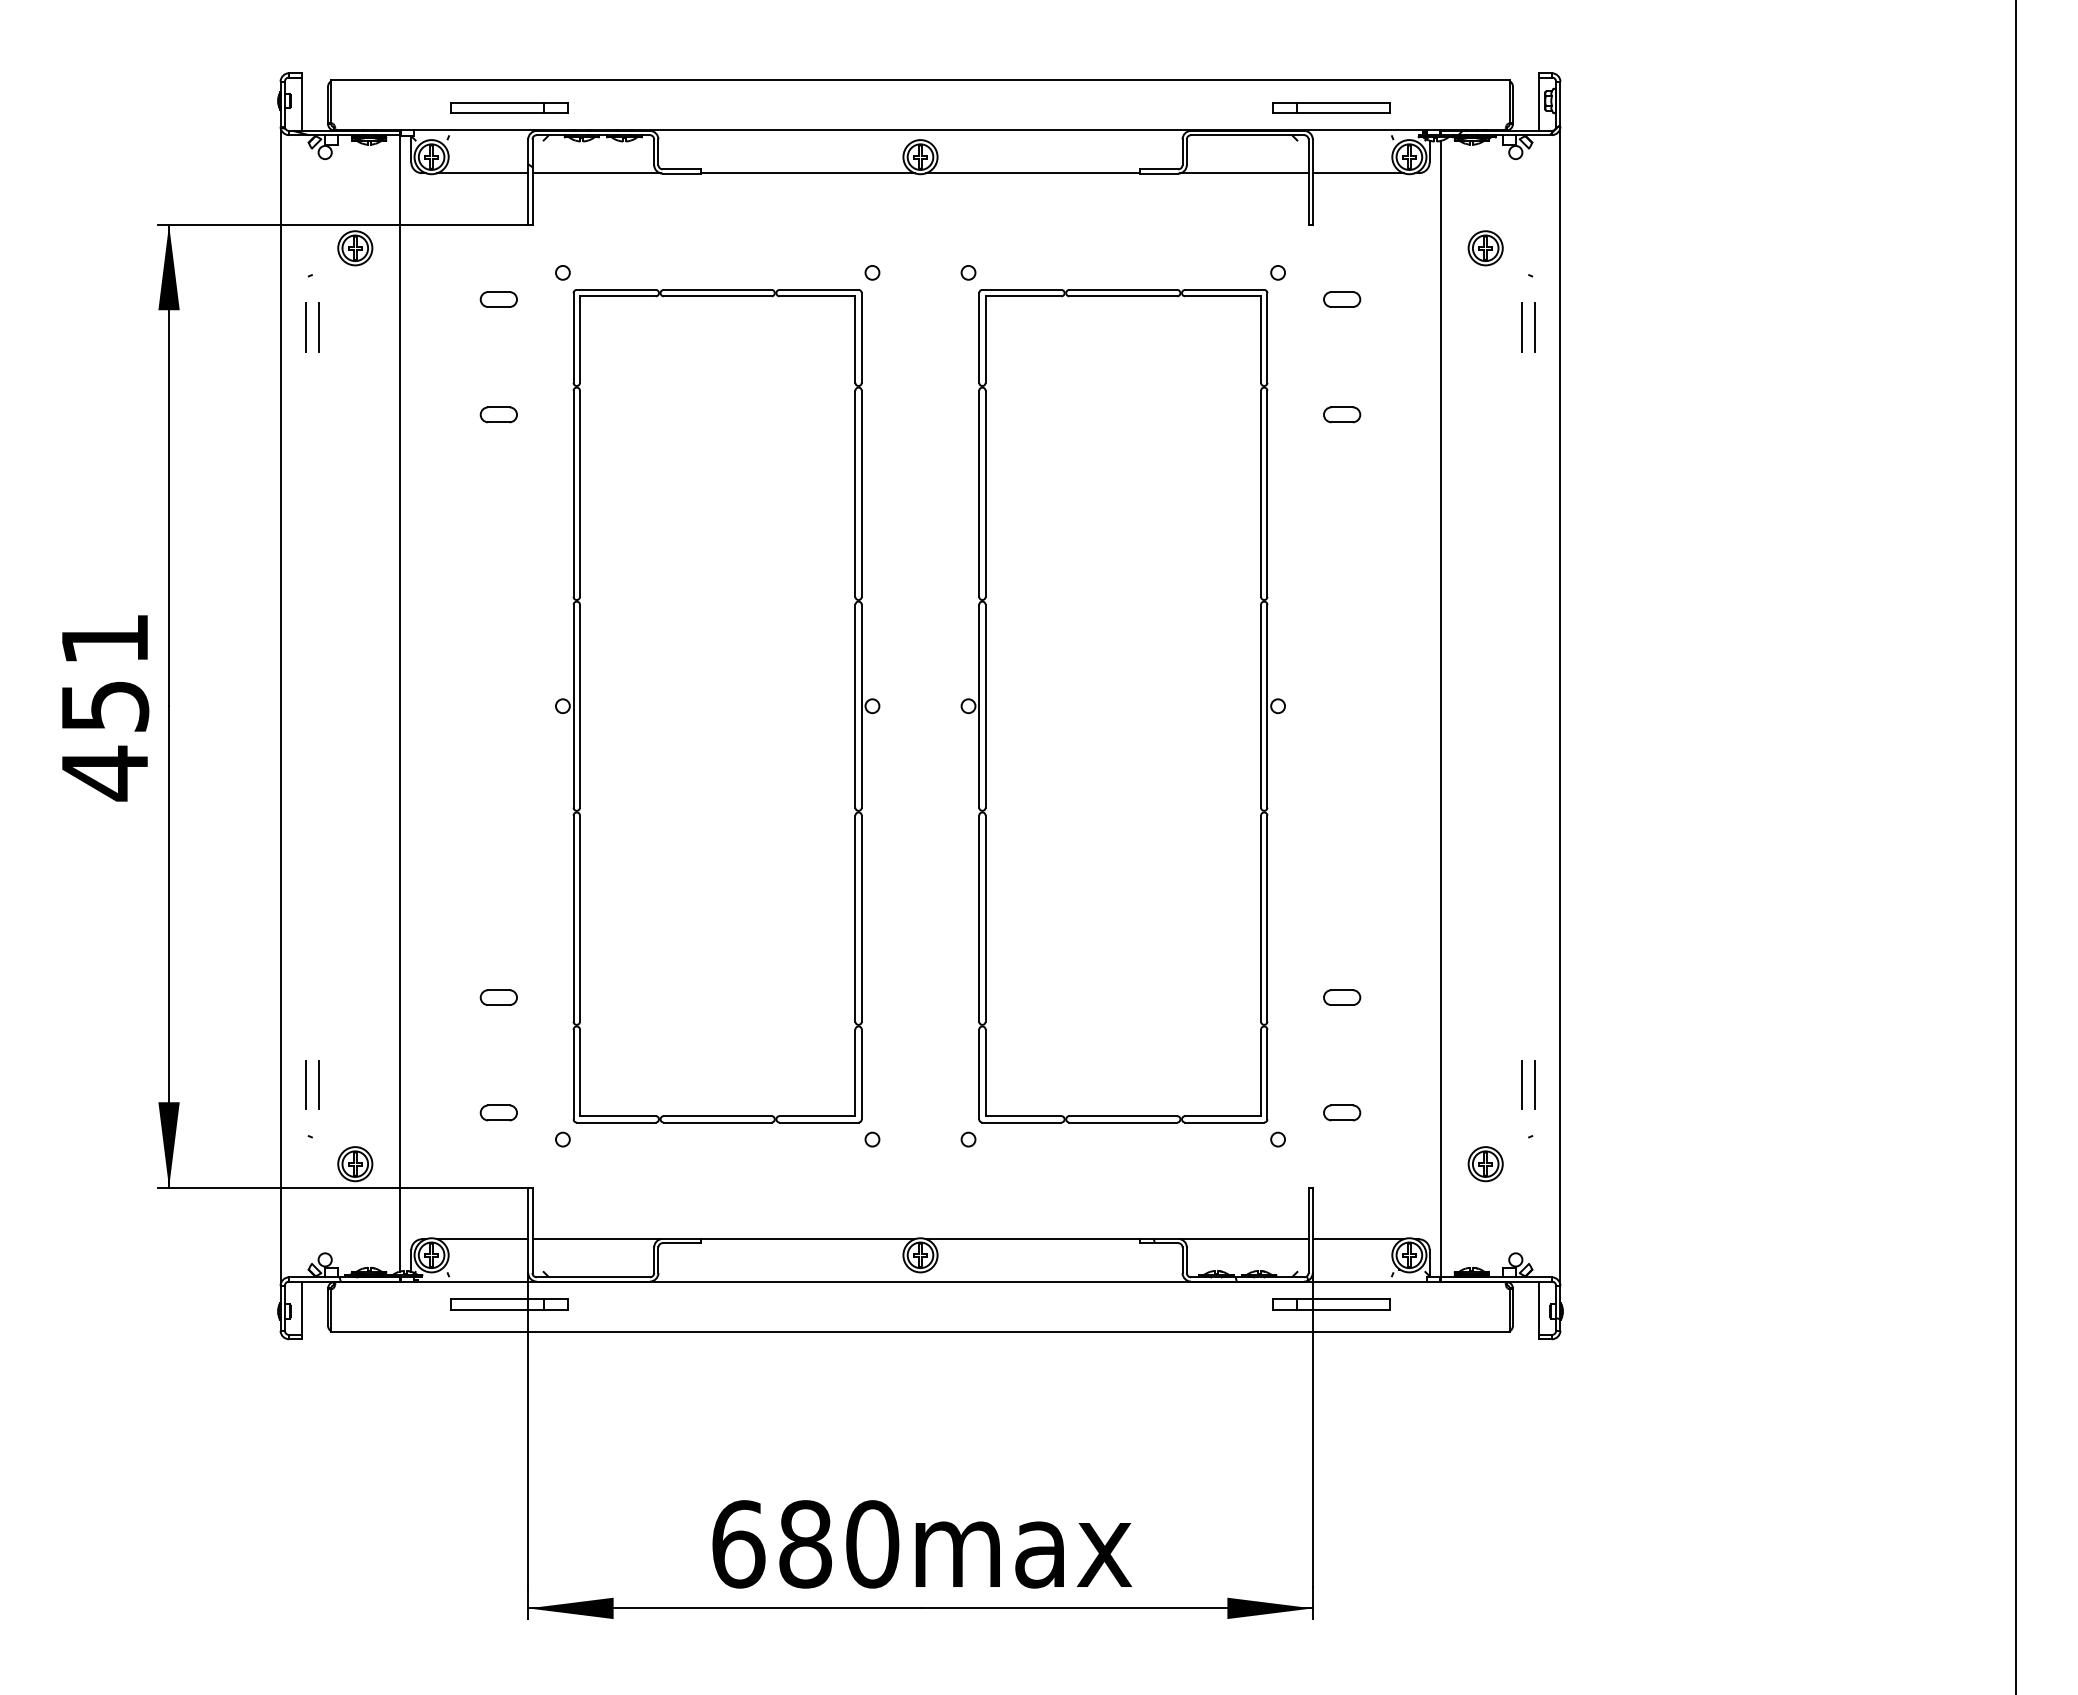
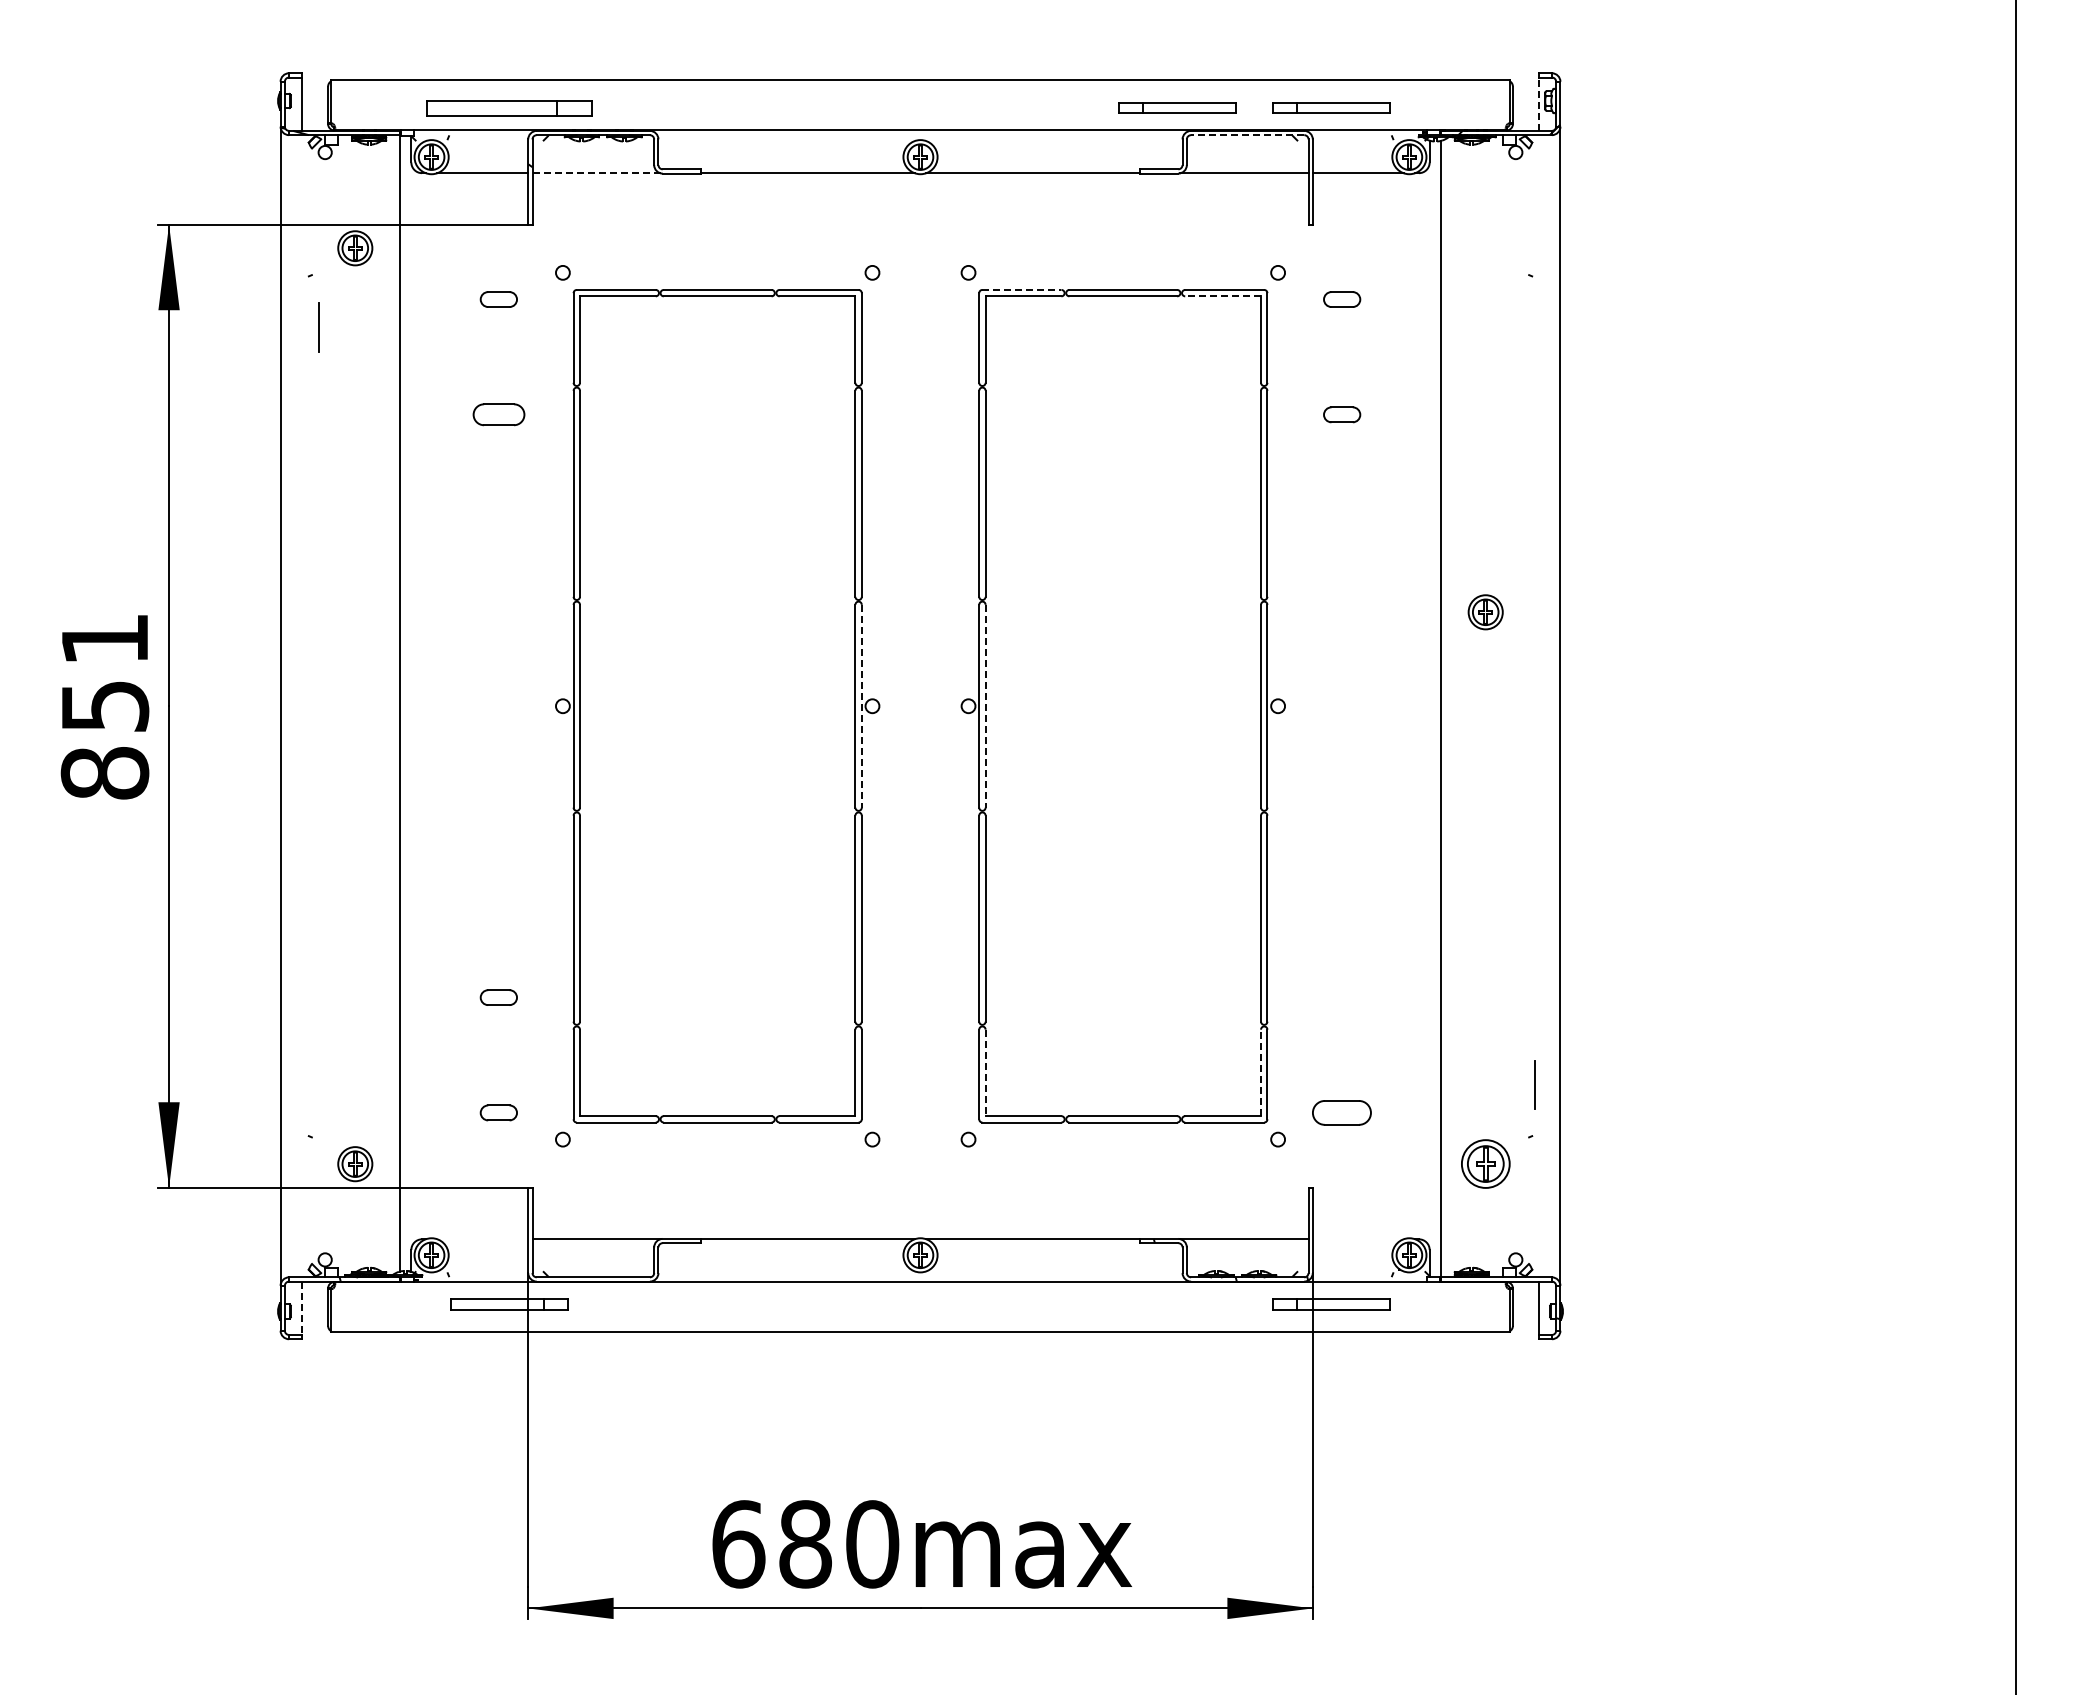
line: solid -> dashed (1539, 104)
part size: 119x12 px -> 167x17 px (509, 108)
part: none -> present (1177, 107)
line: solid -> dashed (1247, 135)
line: solid -> dashed (596, 173)
part position: (1485, 248) -> (1485, 612) (1485, 612)
line: solid -> dashed (1022, 289)
line: solid -> dashed (1223, 296)
line: present -> none (306, 327)
line: present -> none (1521, 327)
line: present -> none (1534, 327)
part size: 39x18 px -> 54x24 px (498, 414)
line: solid -> dashed (861, 706)
line: solid -> dashed (985, 706)
text: 451 -> 851 (104, 773)
part: present -> none (1342, 997)
line: solid -> dashed (1261, 1072)
line: solid -> dashed (985, 1073)
line: present -> none (306, 1084)
line: present -> none (319, 1084)
line: present -> none (1522, 1084)
part size: 39x18 px -> 60x26 px (1341, 1112)
part size: 37x37 px -> 50x50 px (1485, 1163)
line: present -> none (482, 1239)
line: present -> none (1357, 1239)
line: solid -> dashed (301, 1308)
